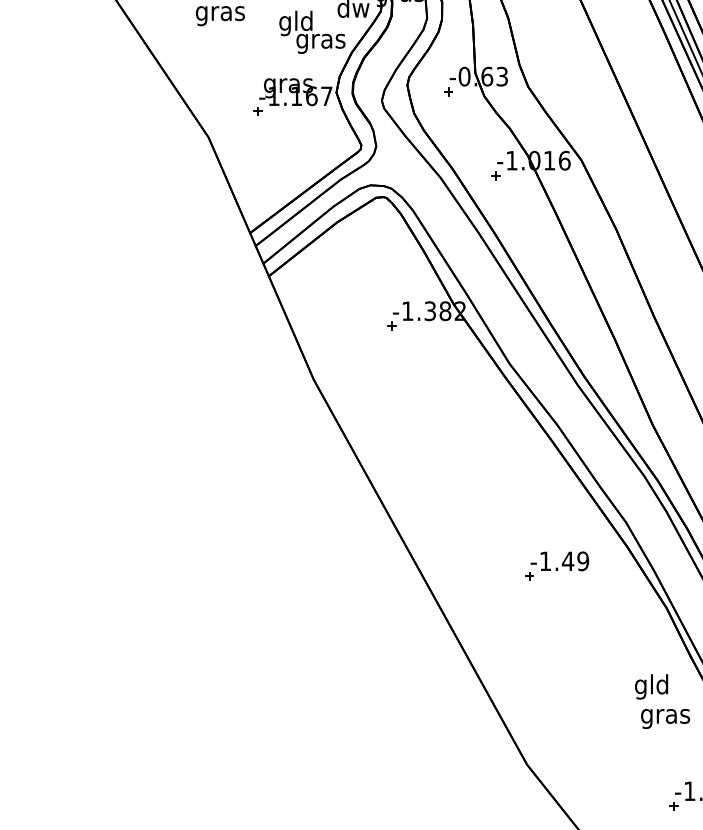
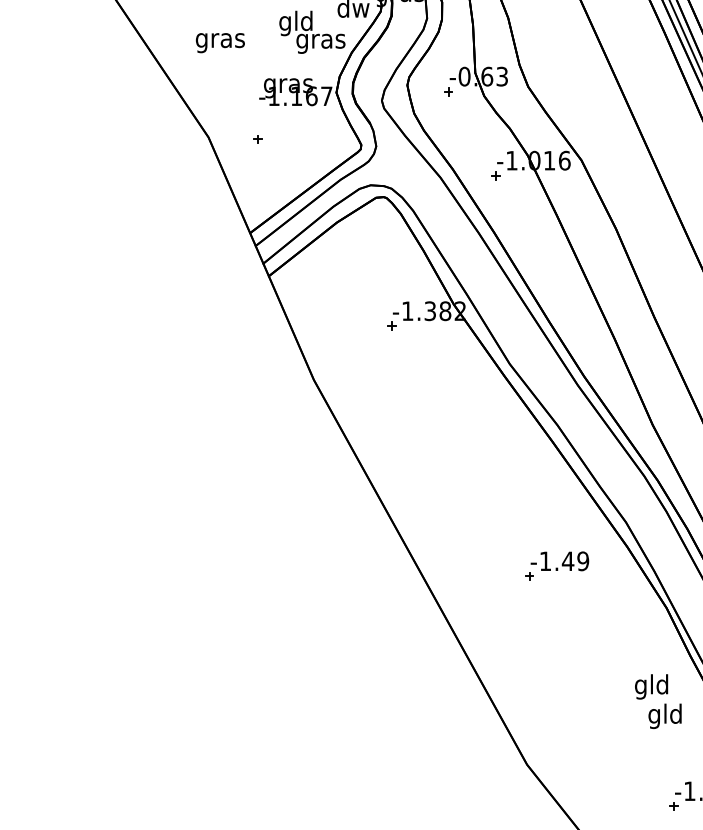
text position: (219, 16) -> (219, 43) (219, 43)
part position: (257, 111) -> (257, 139) (257, 139)
text: gras -> gld (665, 716)
